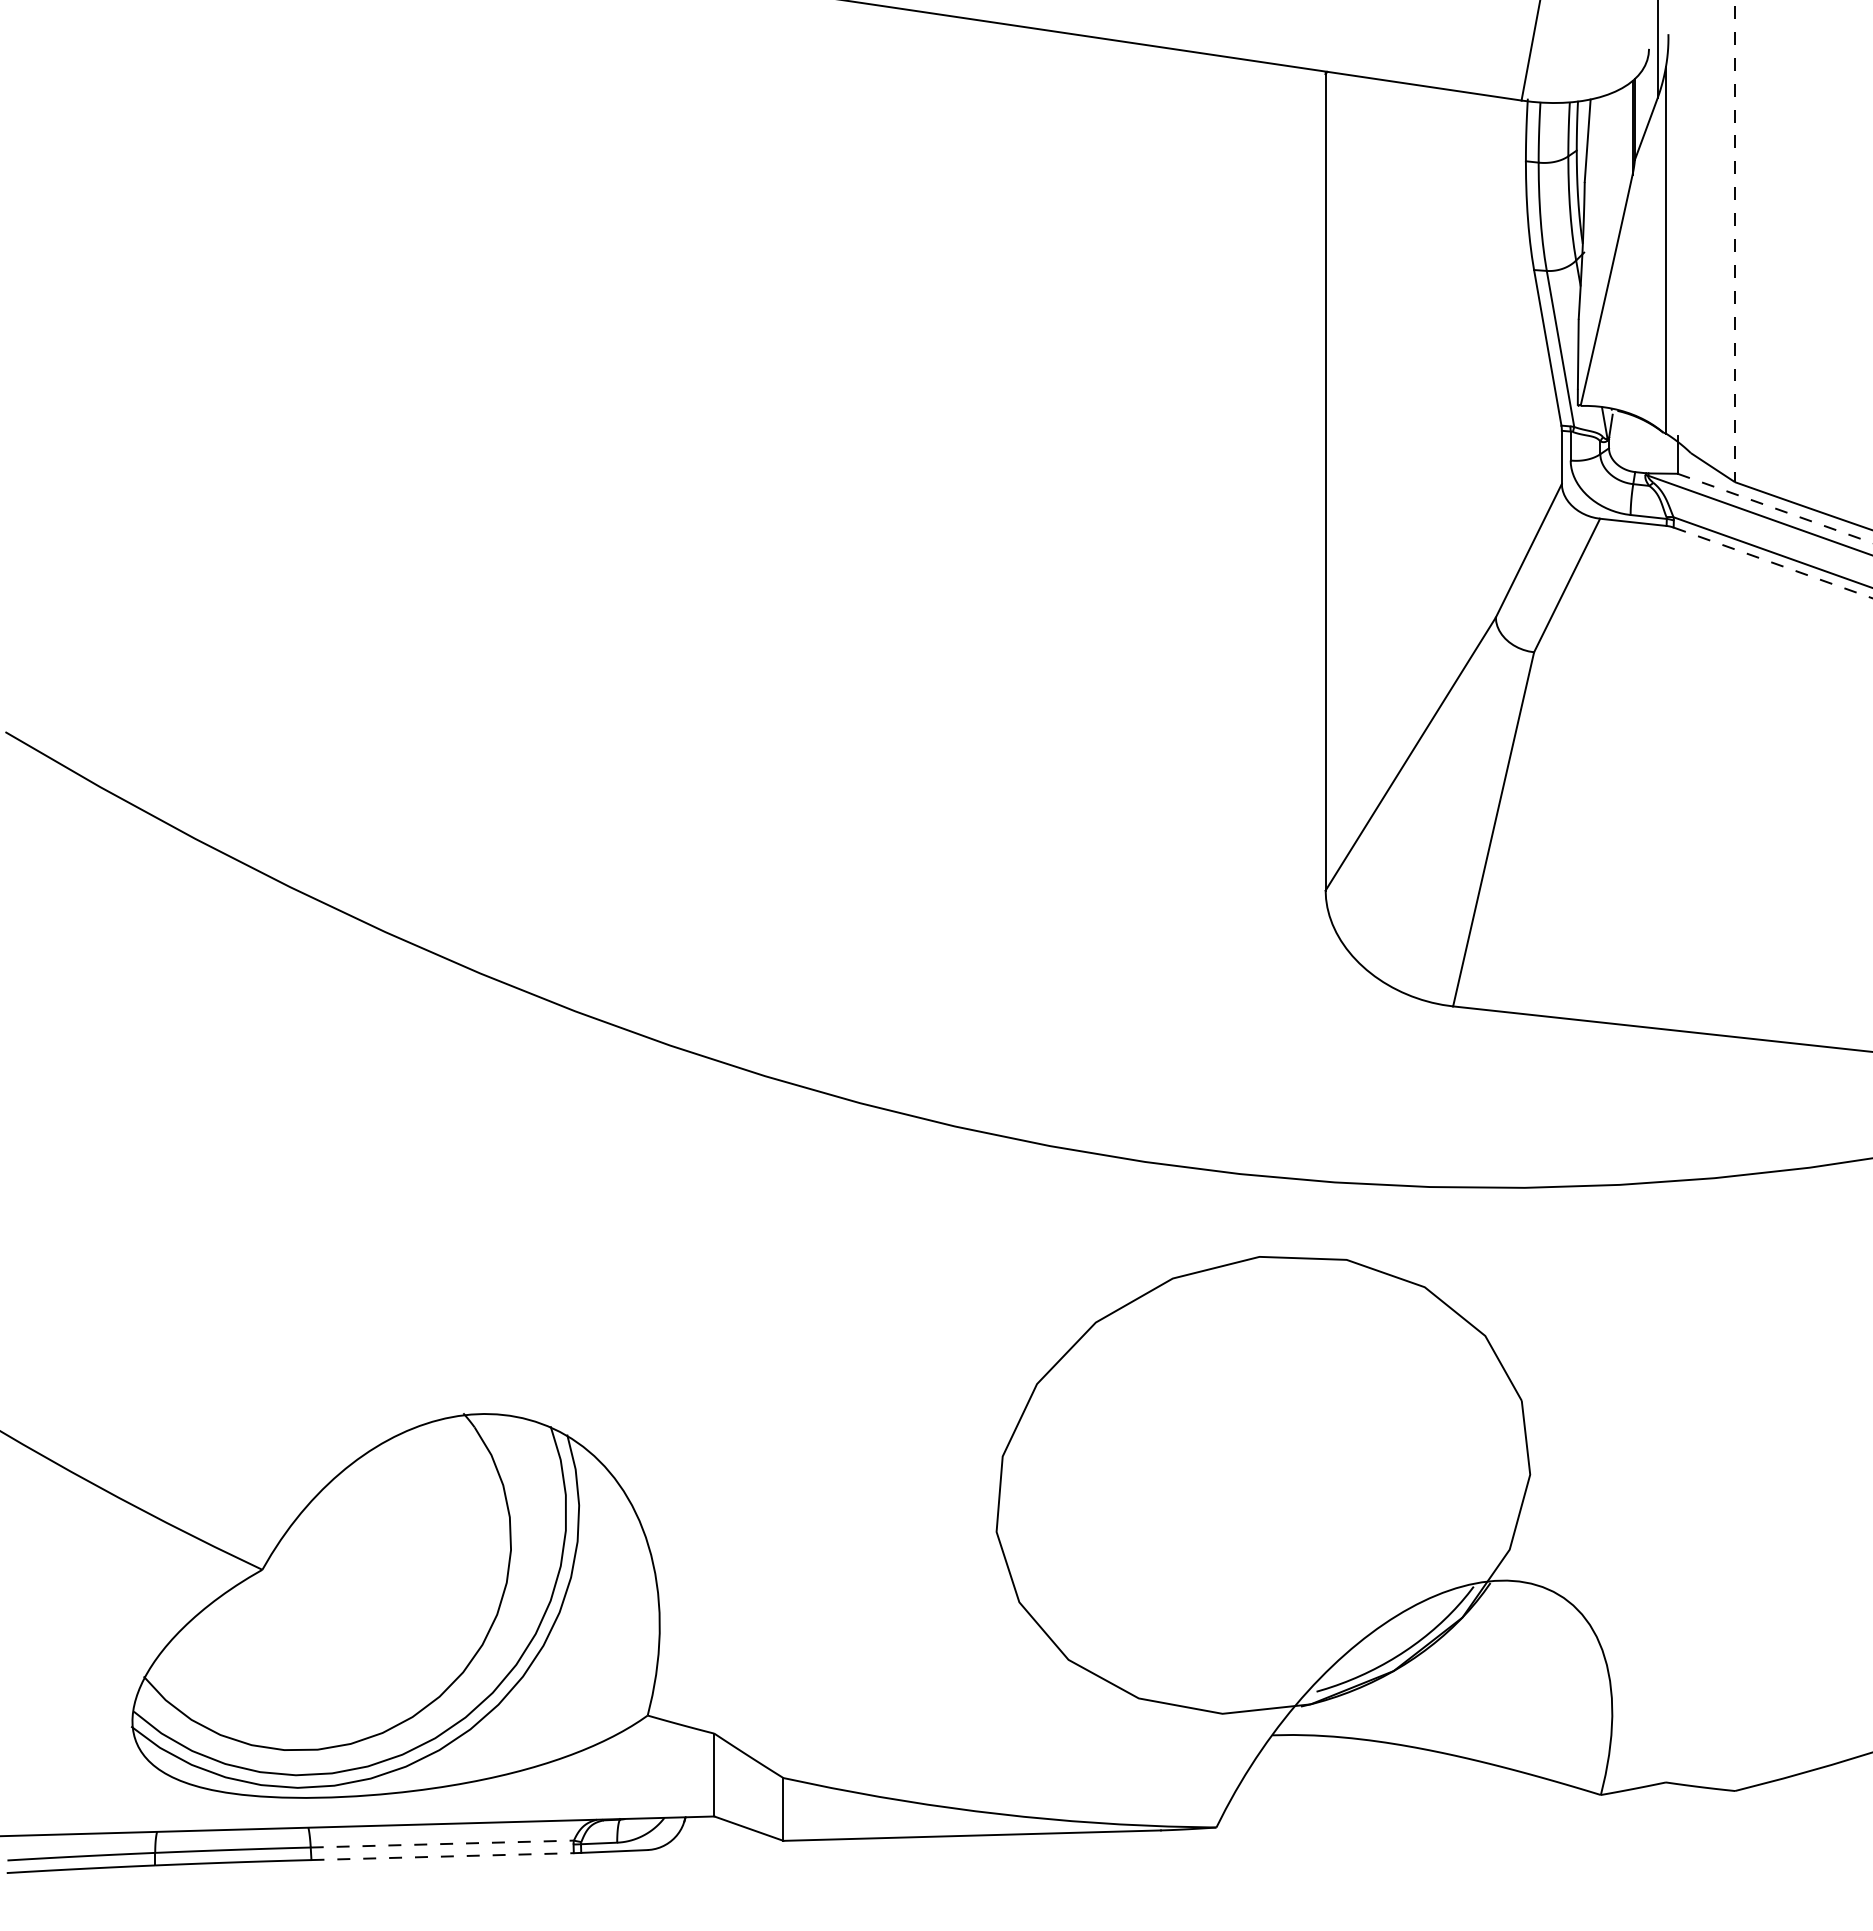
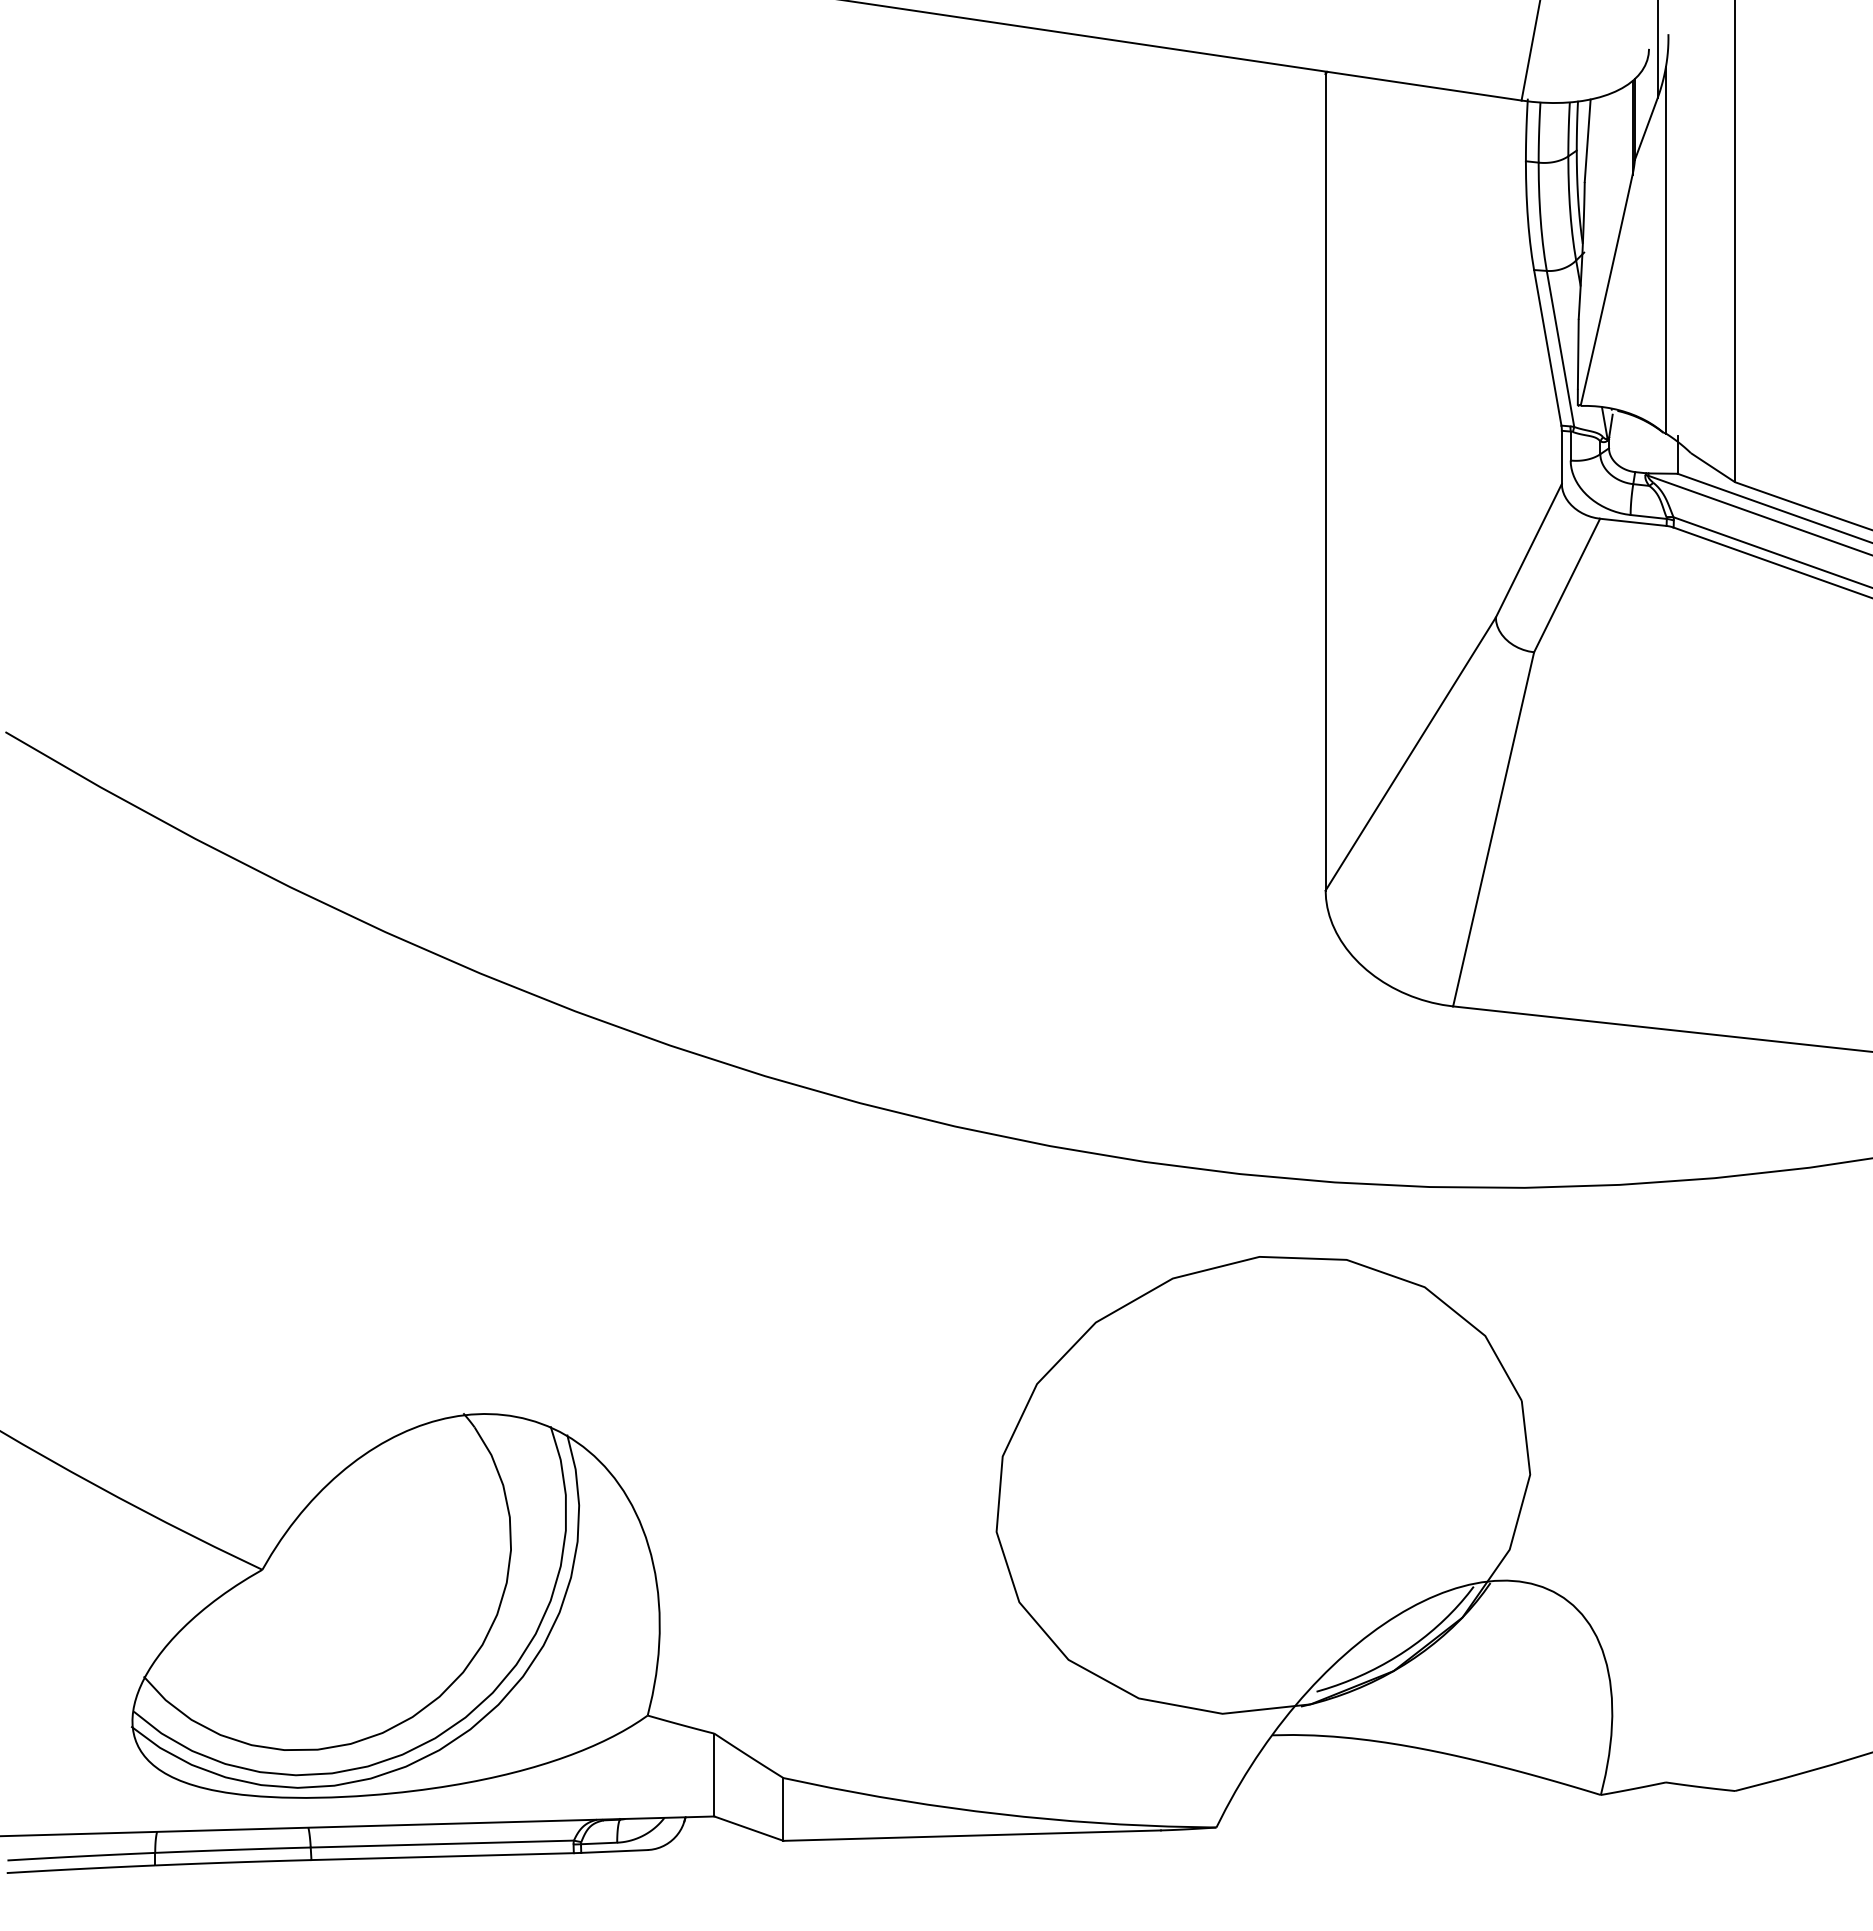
line: dashed -> solid (1735, 241)
line: dashed -> solid (1775, 508)
line: dashed -> solid (1773, 563)
line: dashed -> solid (442, 1844)
line: dashed -> solid (443, 1856)
